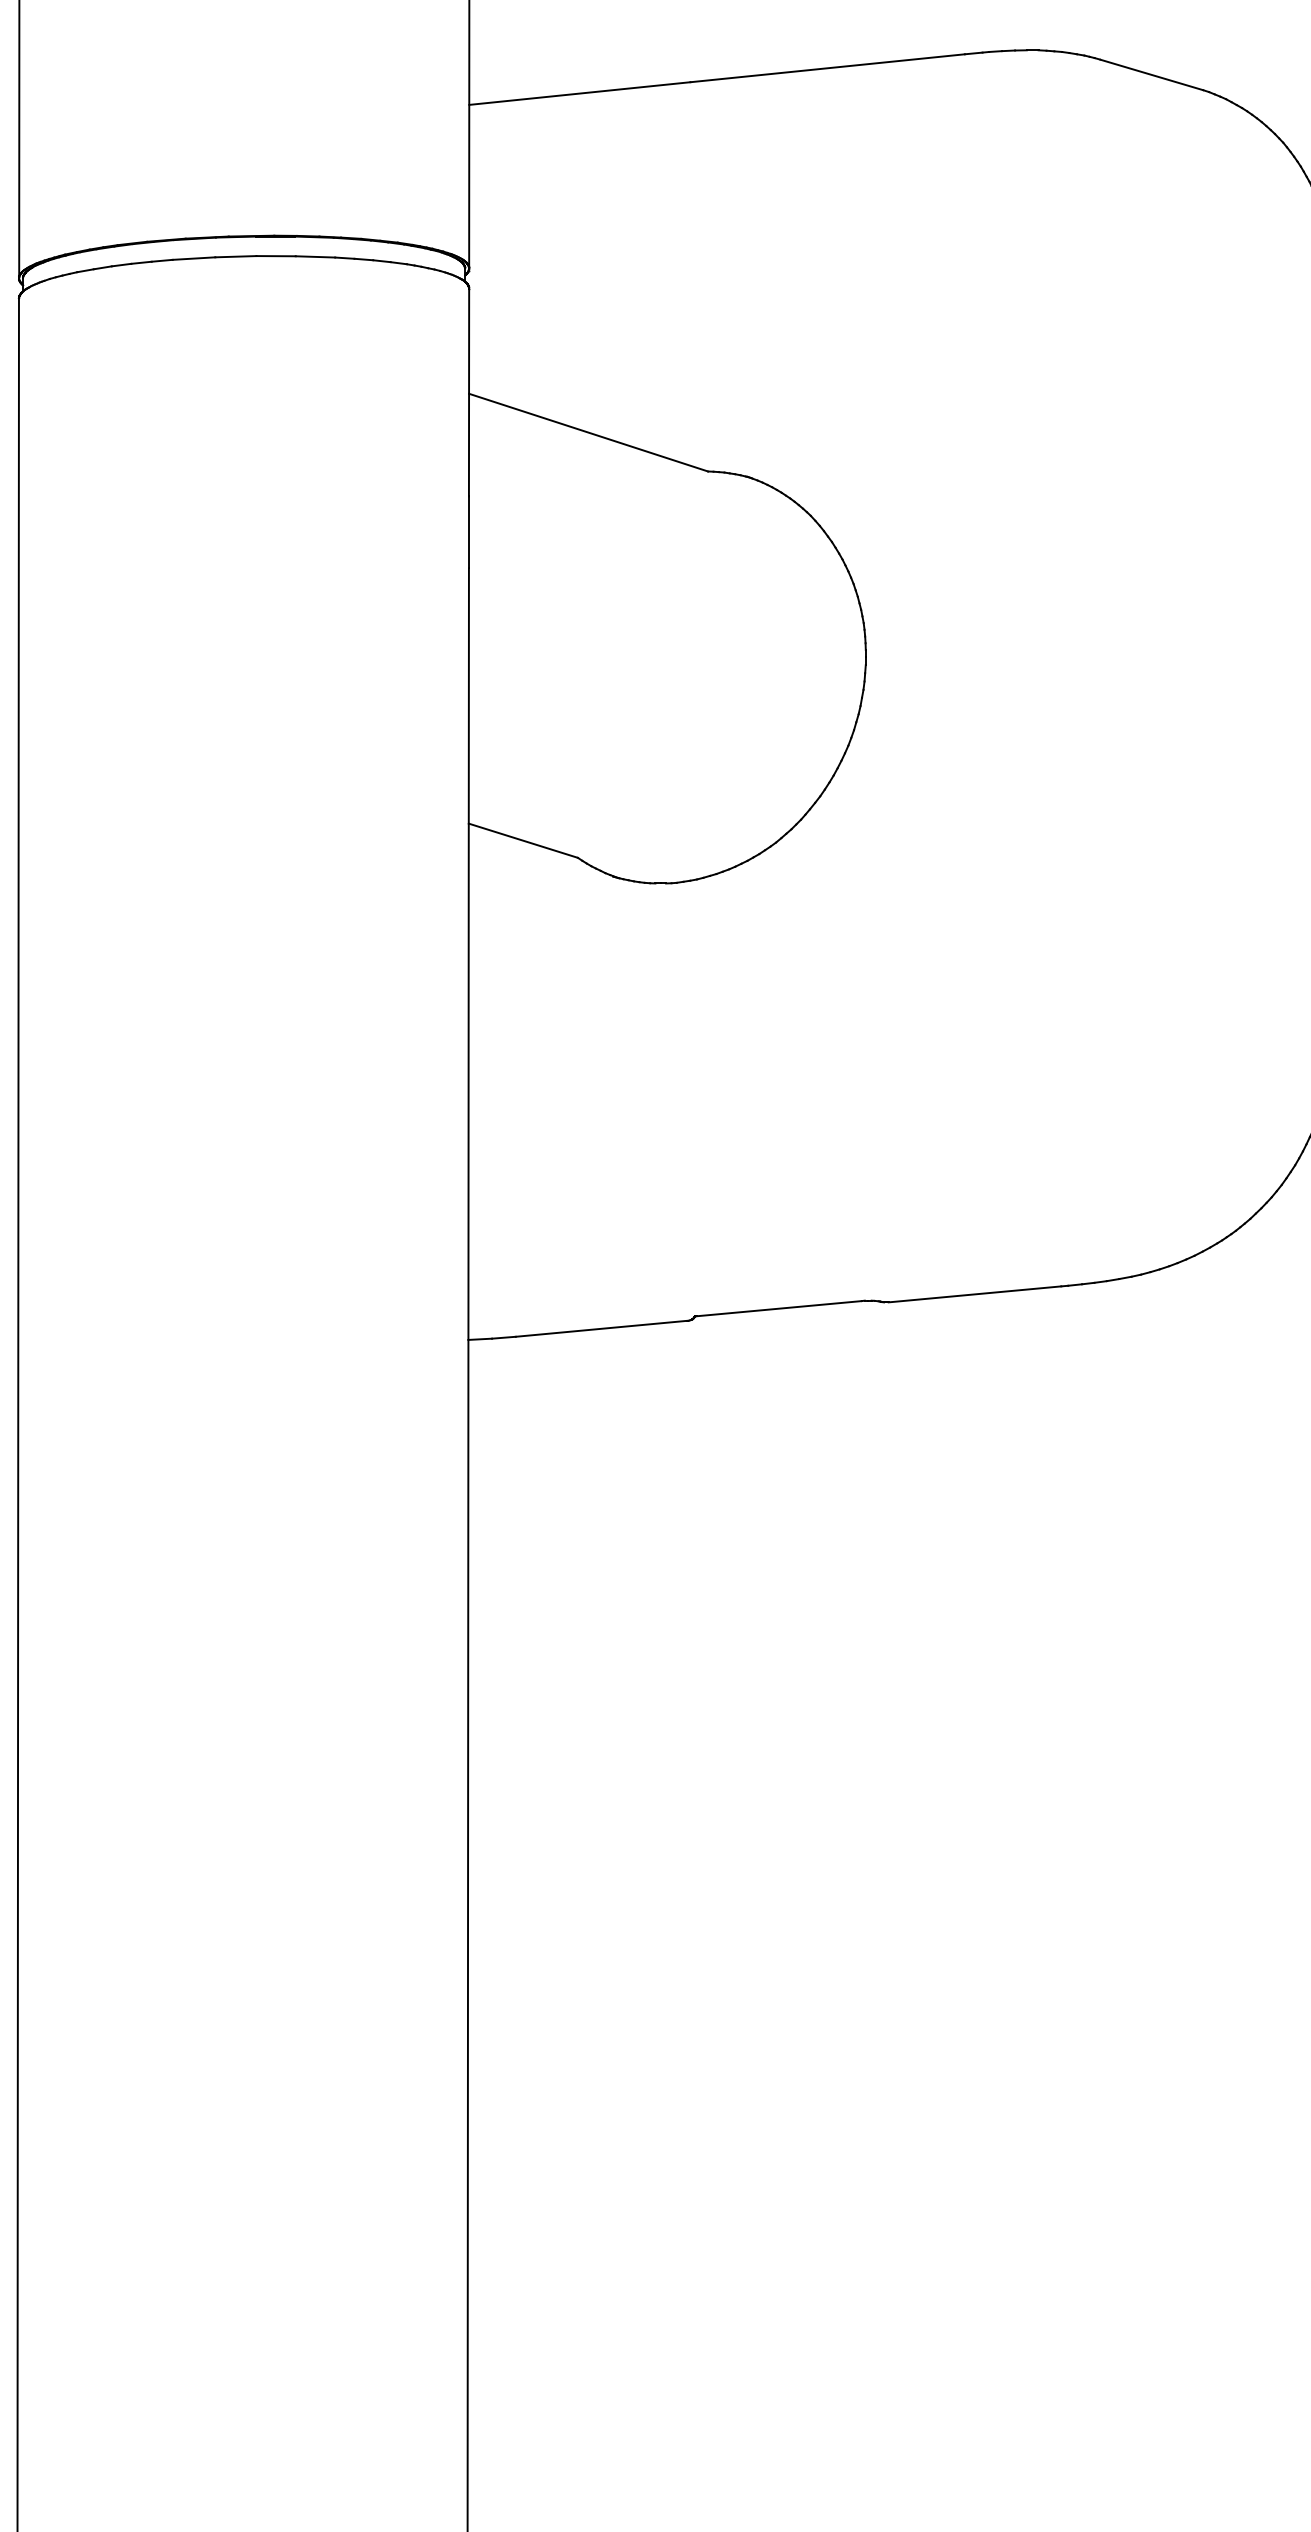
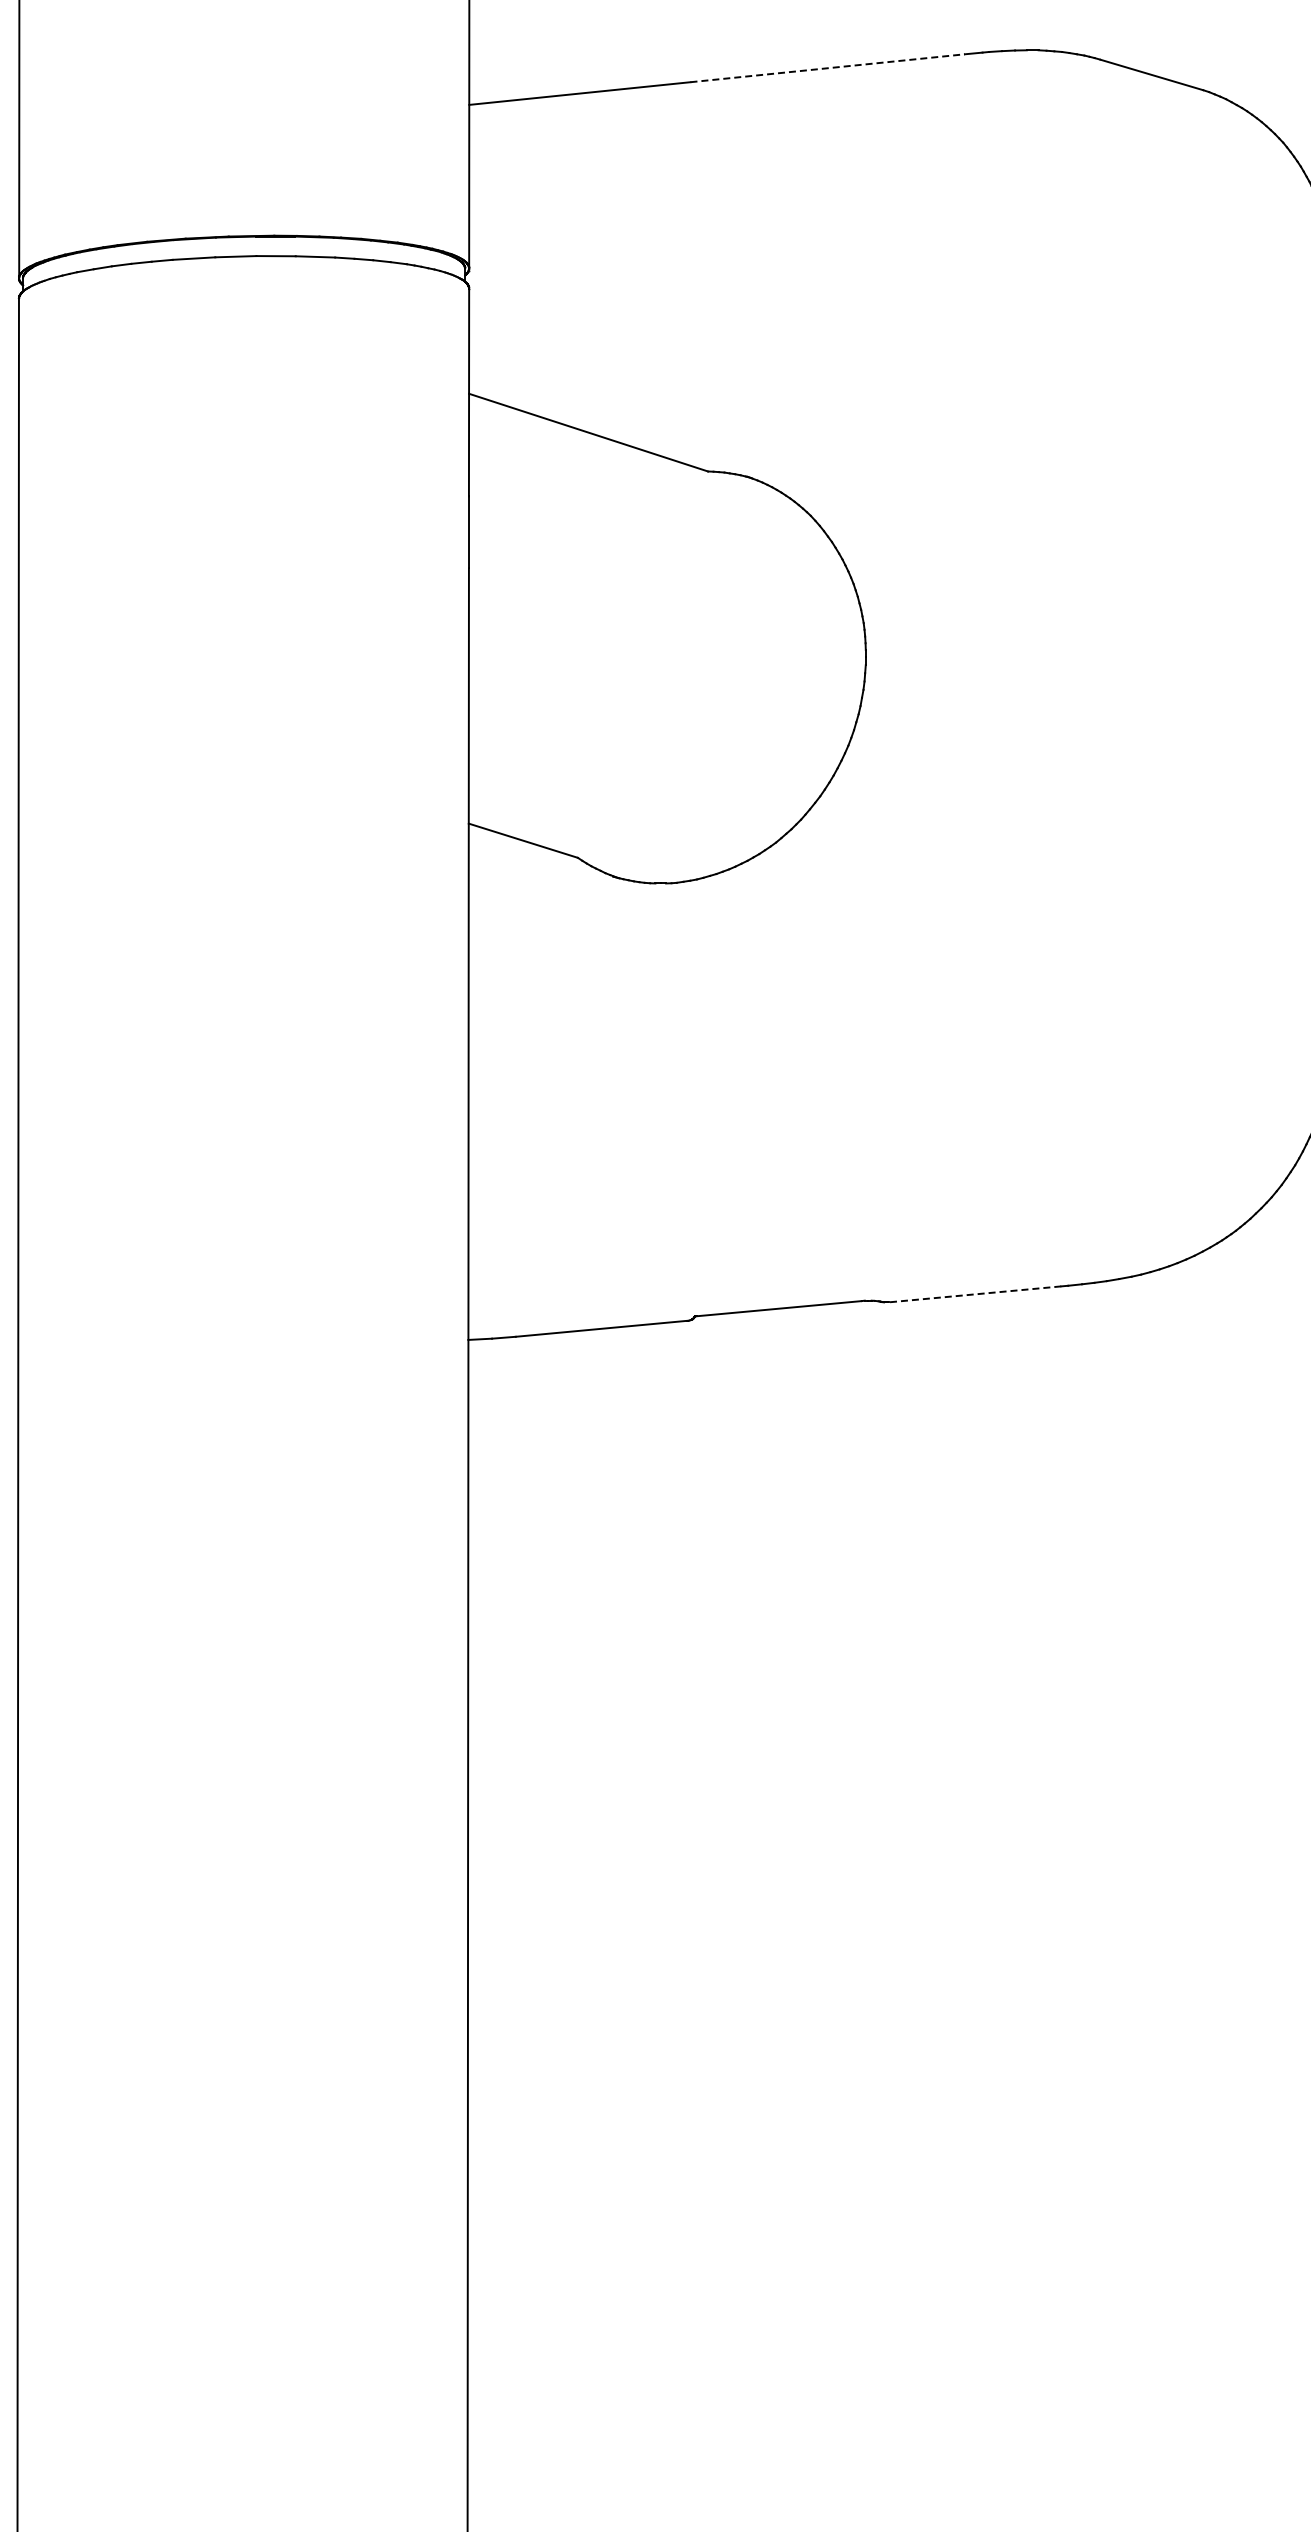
line: solid -> dashed (827, 68)
line: solid -> dashed (974, 1294)
